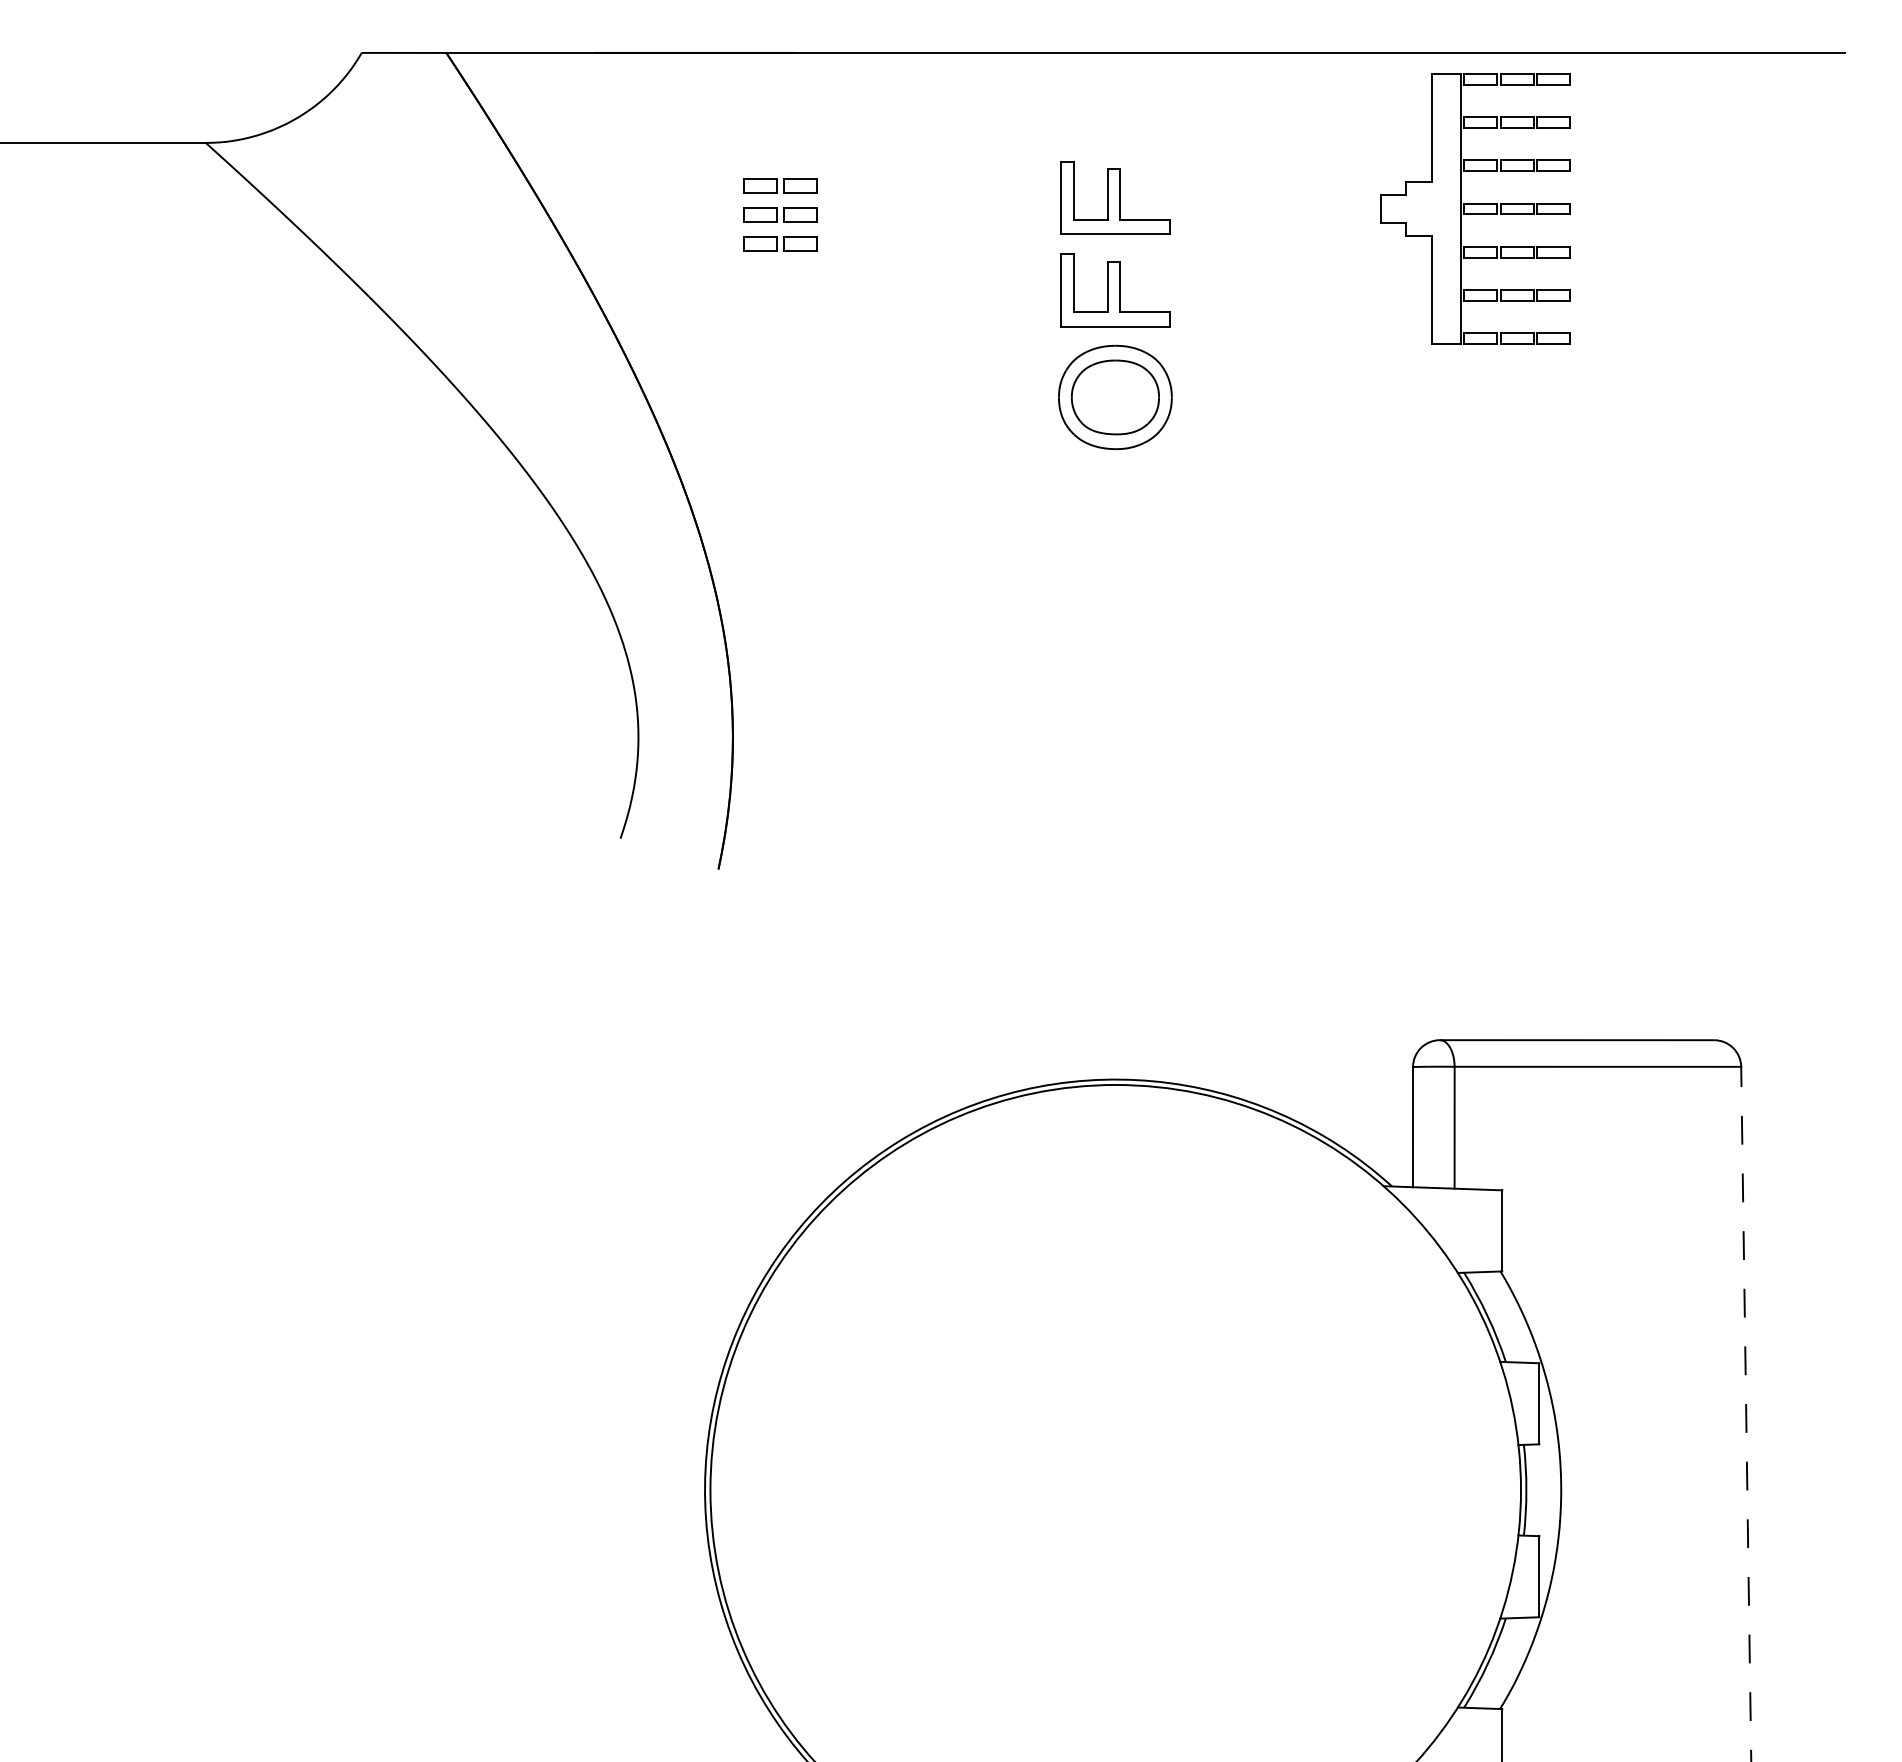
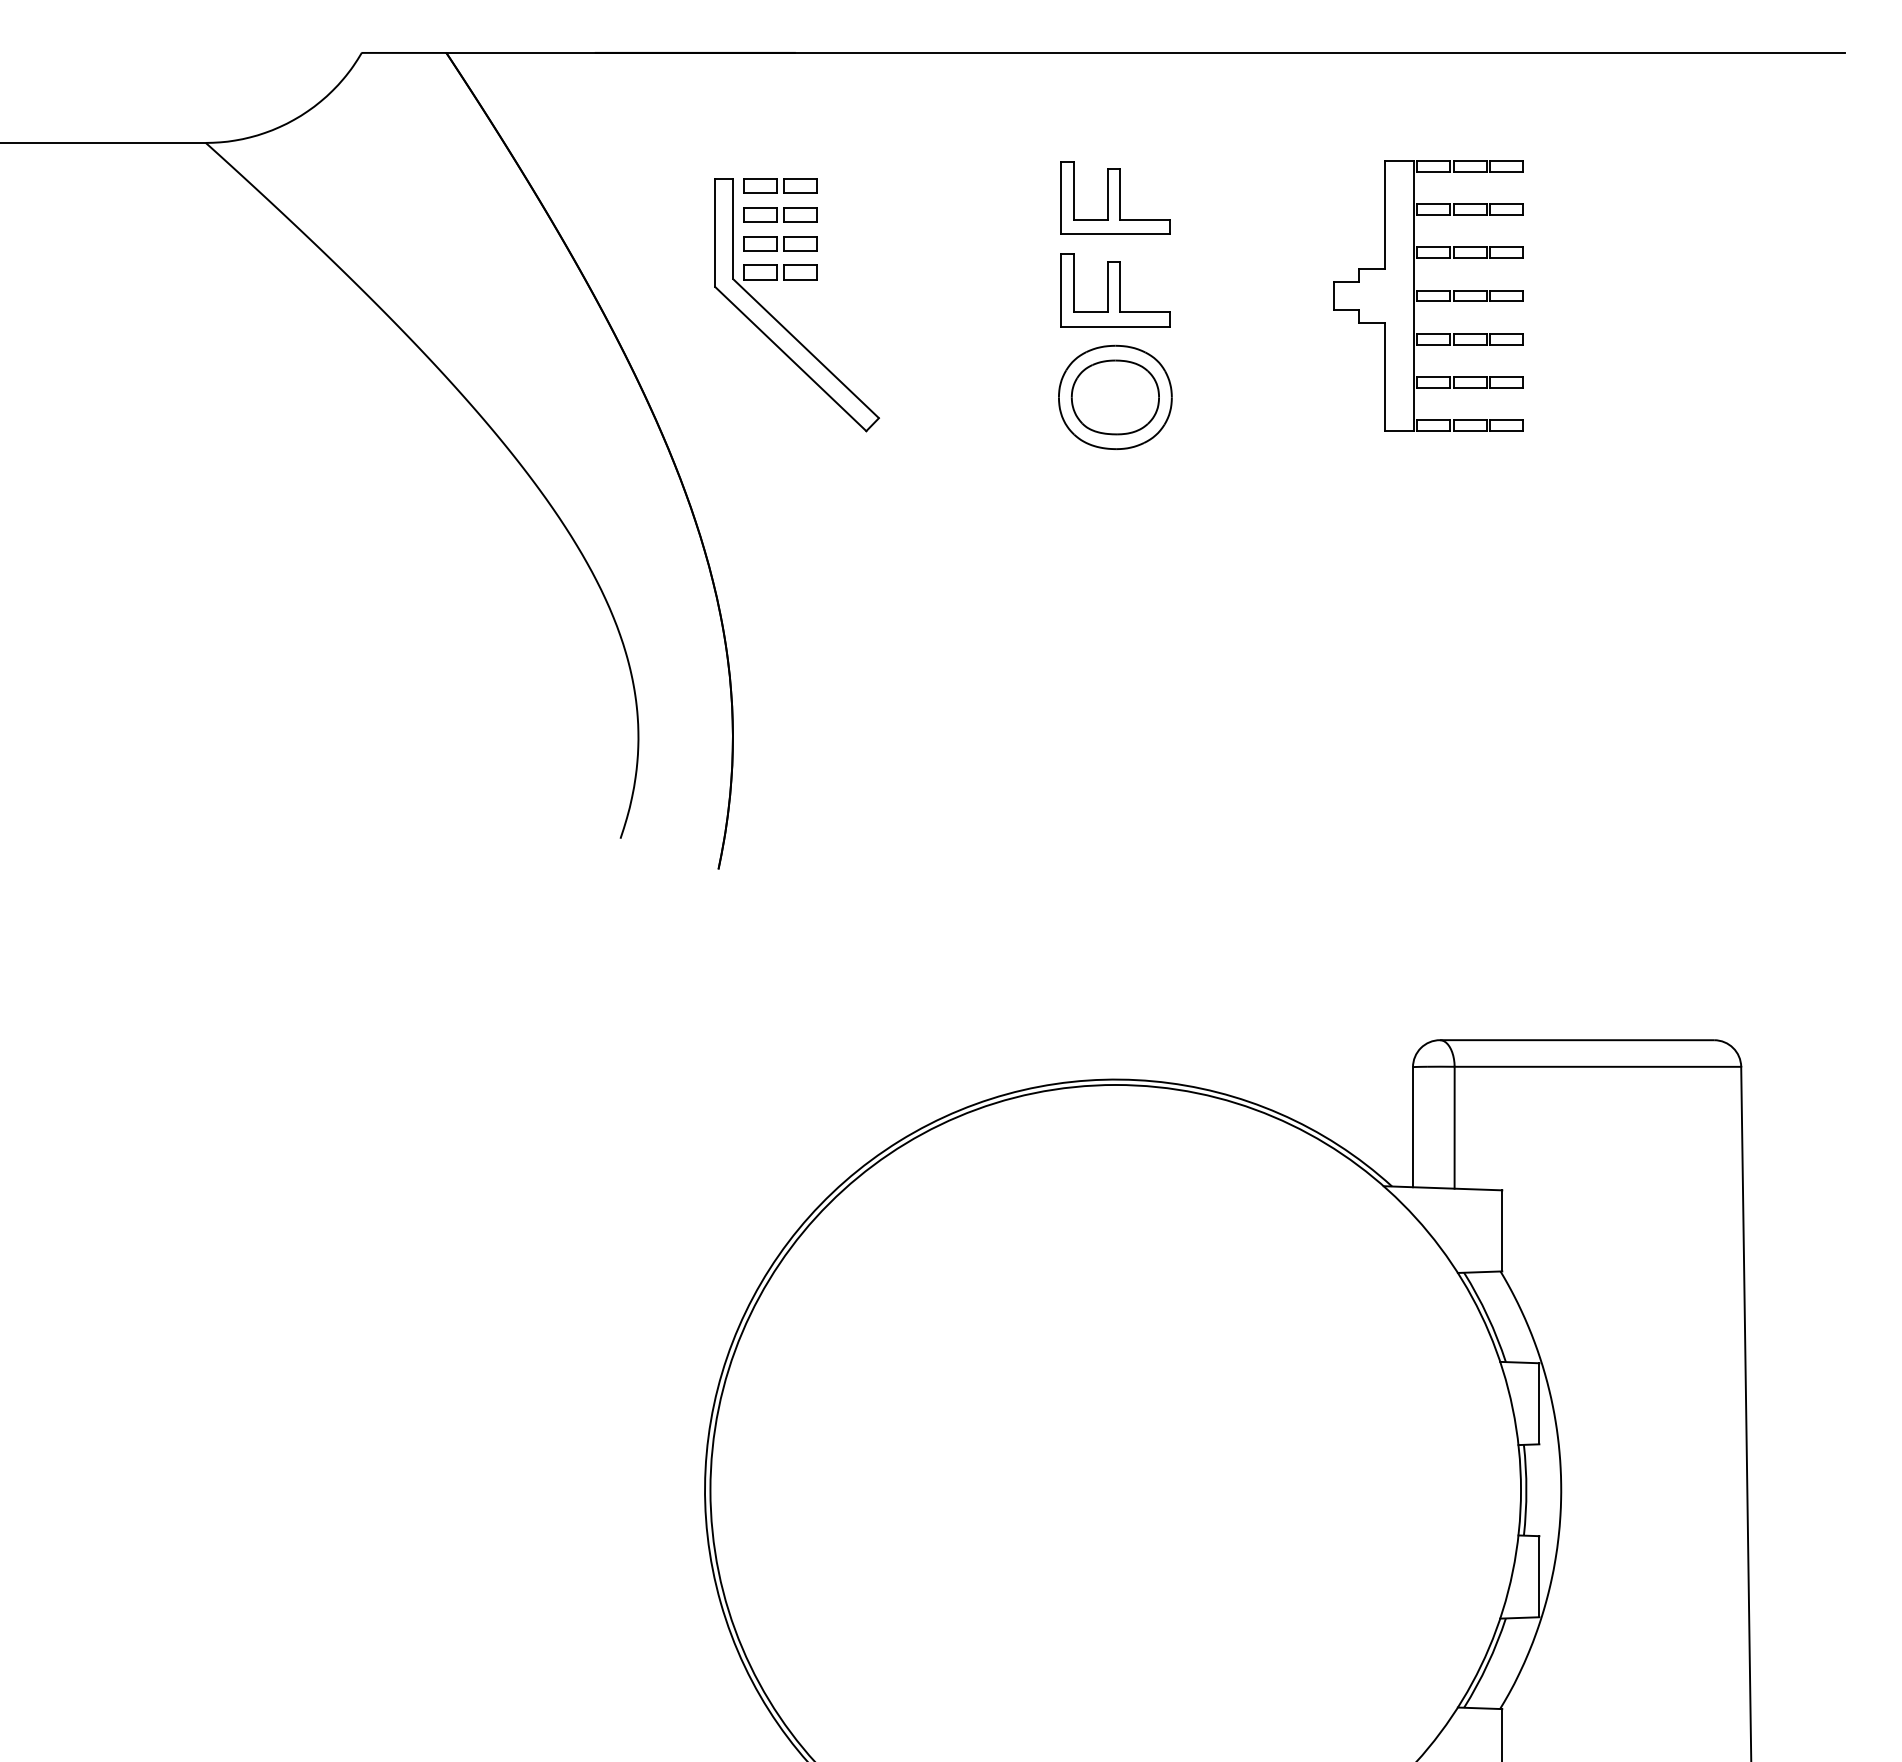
part position: (1475, 208) -> (1428, 295) (1428, 295)
part: none -> present (779, 321)
line: dashed -> solid (1746, 1413)
